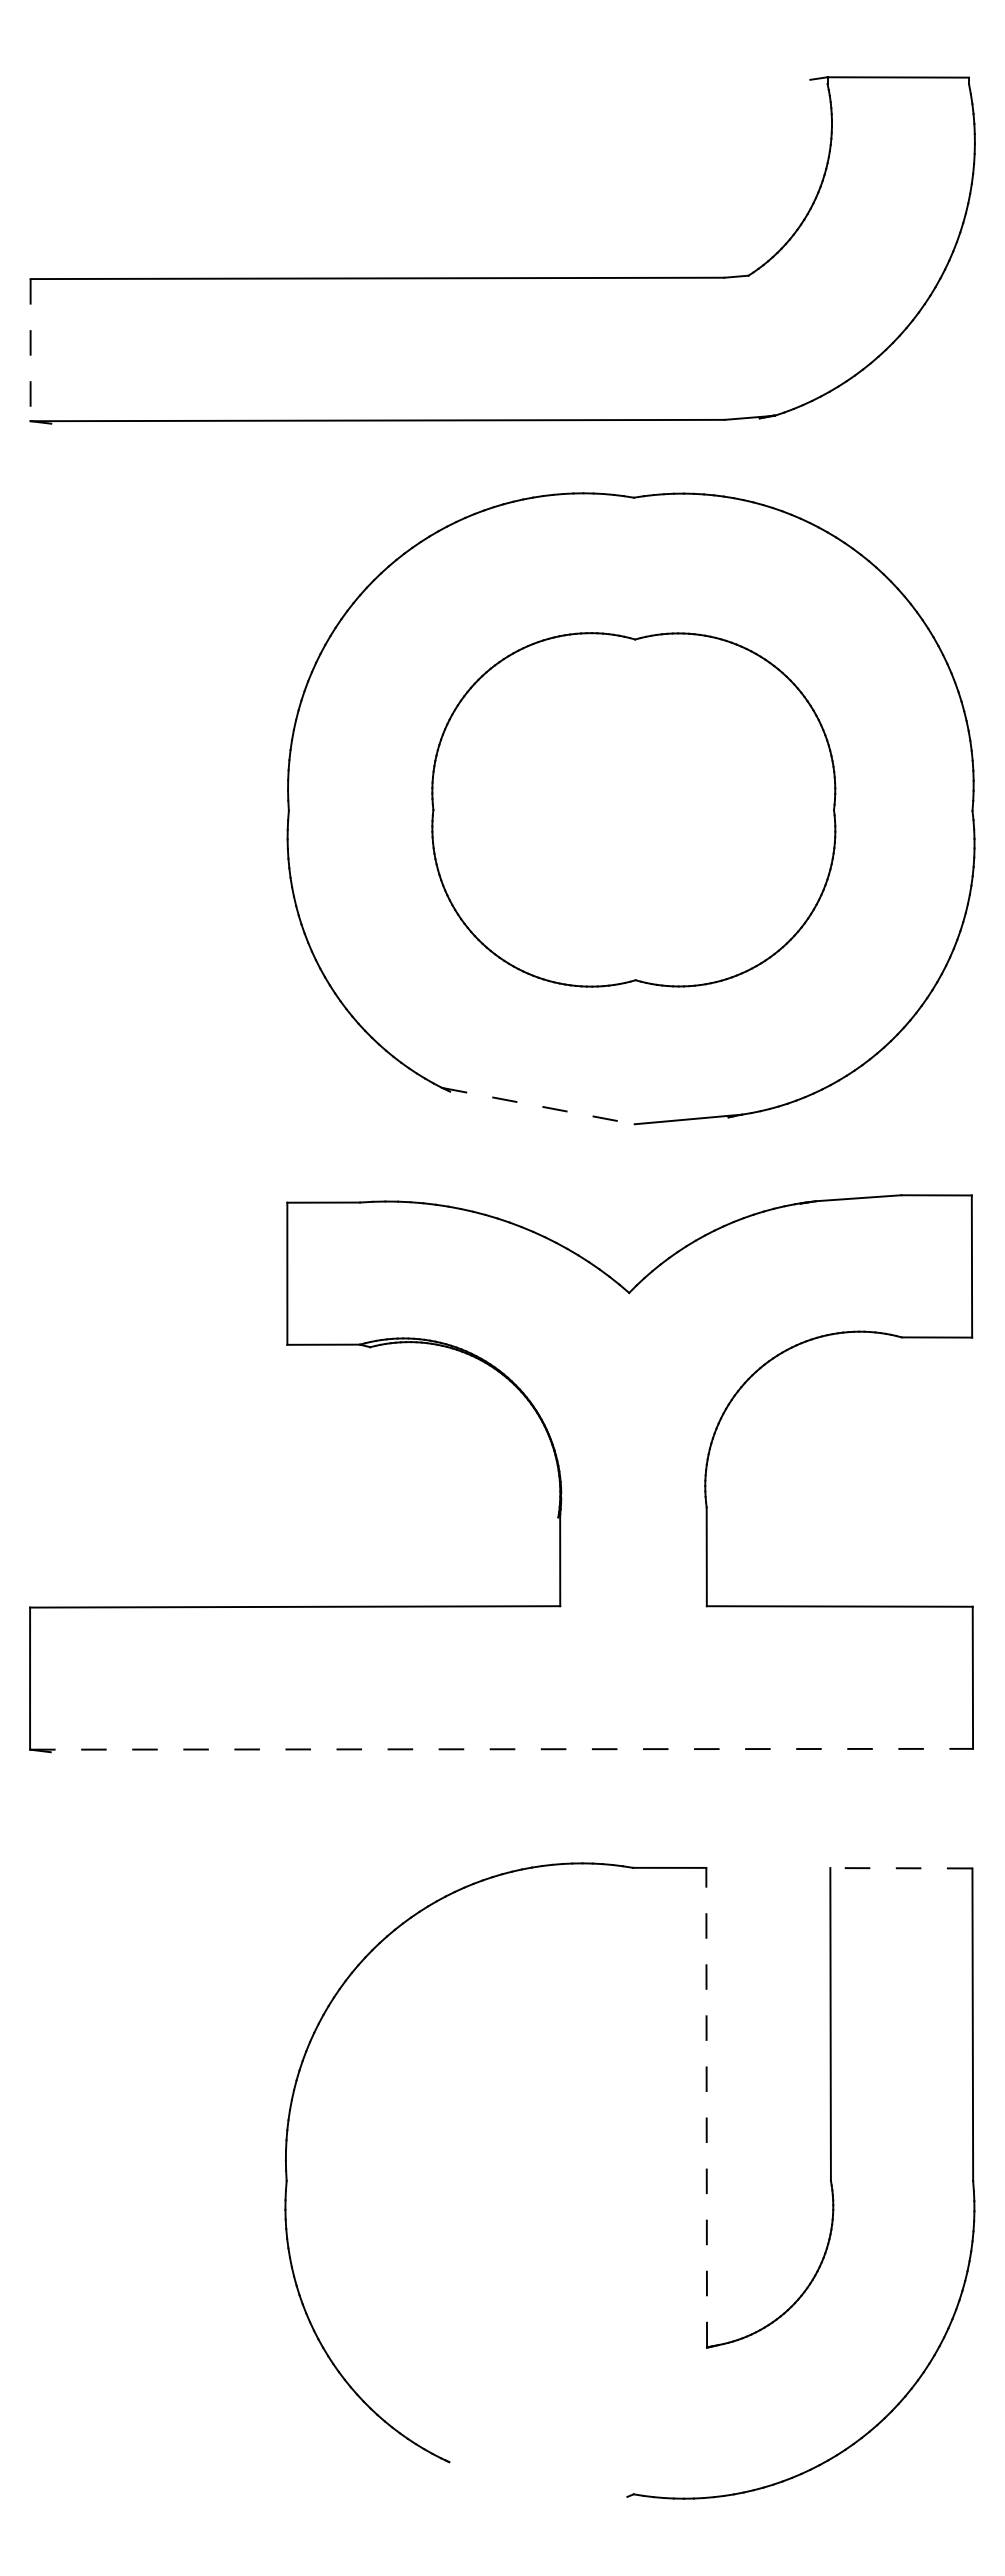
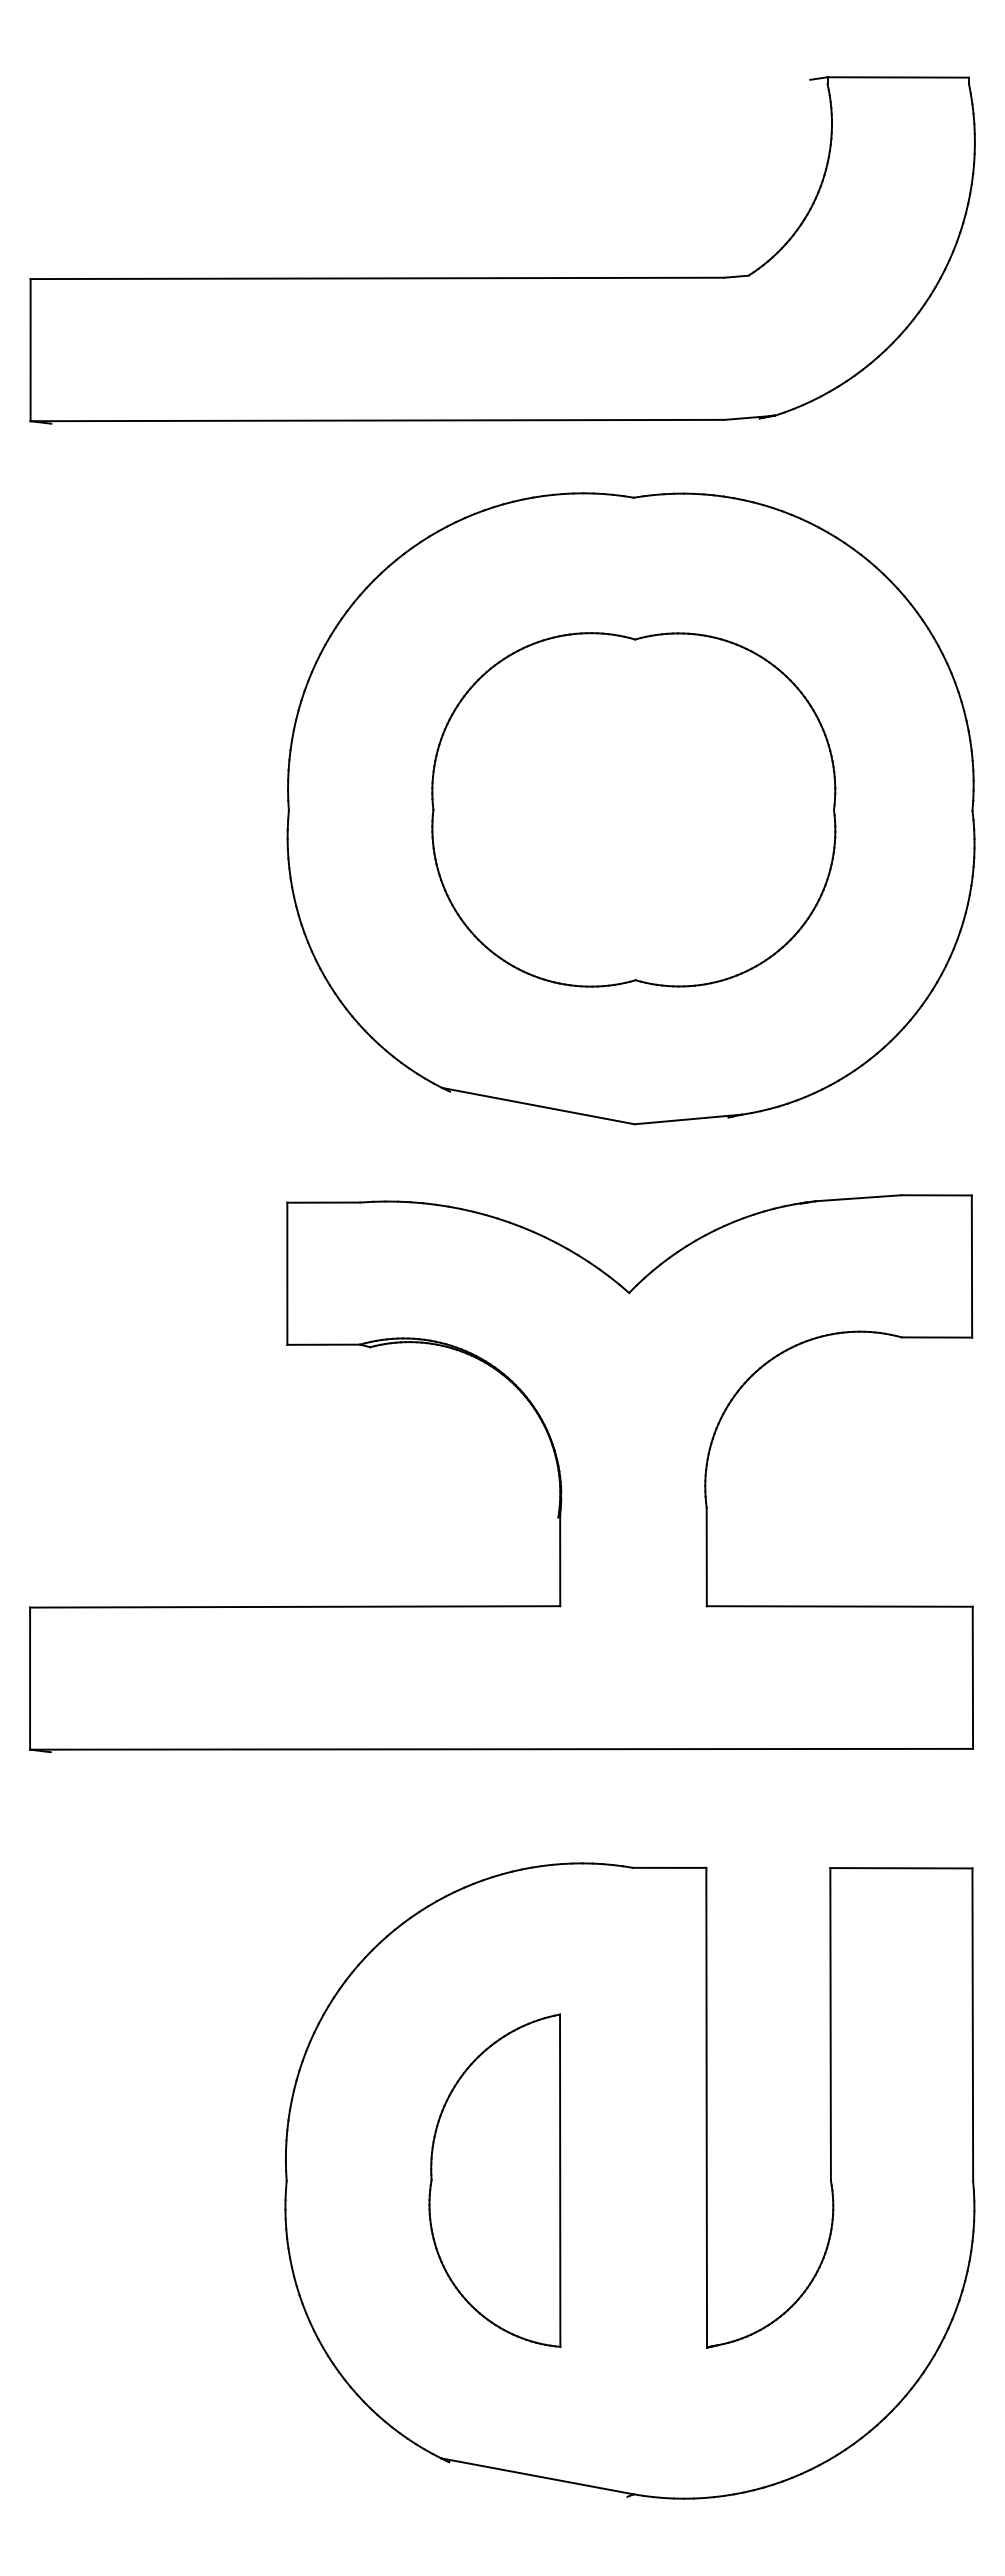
line: dashed -> solid (30, 350)
line: dashed -> solid (538, 1106)
line: dashed -> solid (502, 1749)
line: dashed -> solid (900, 1868)
line: dashed -> solid (706, 2107)
part: none -> present (494, 2180)
line: none -> present (537, 2476)
